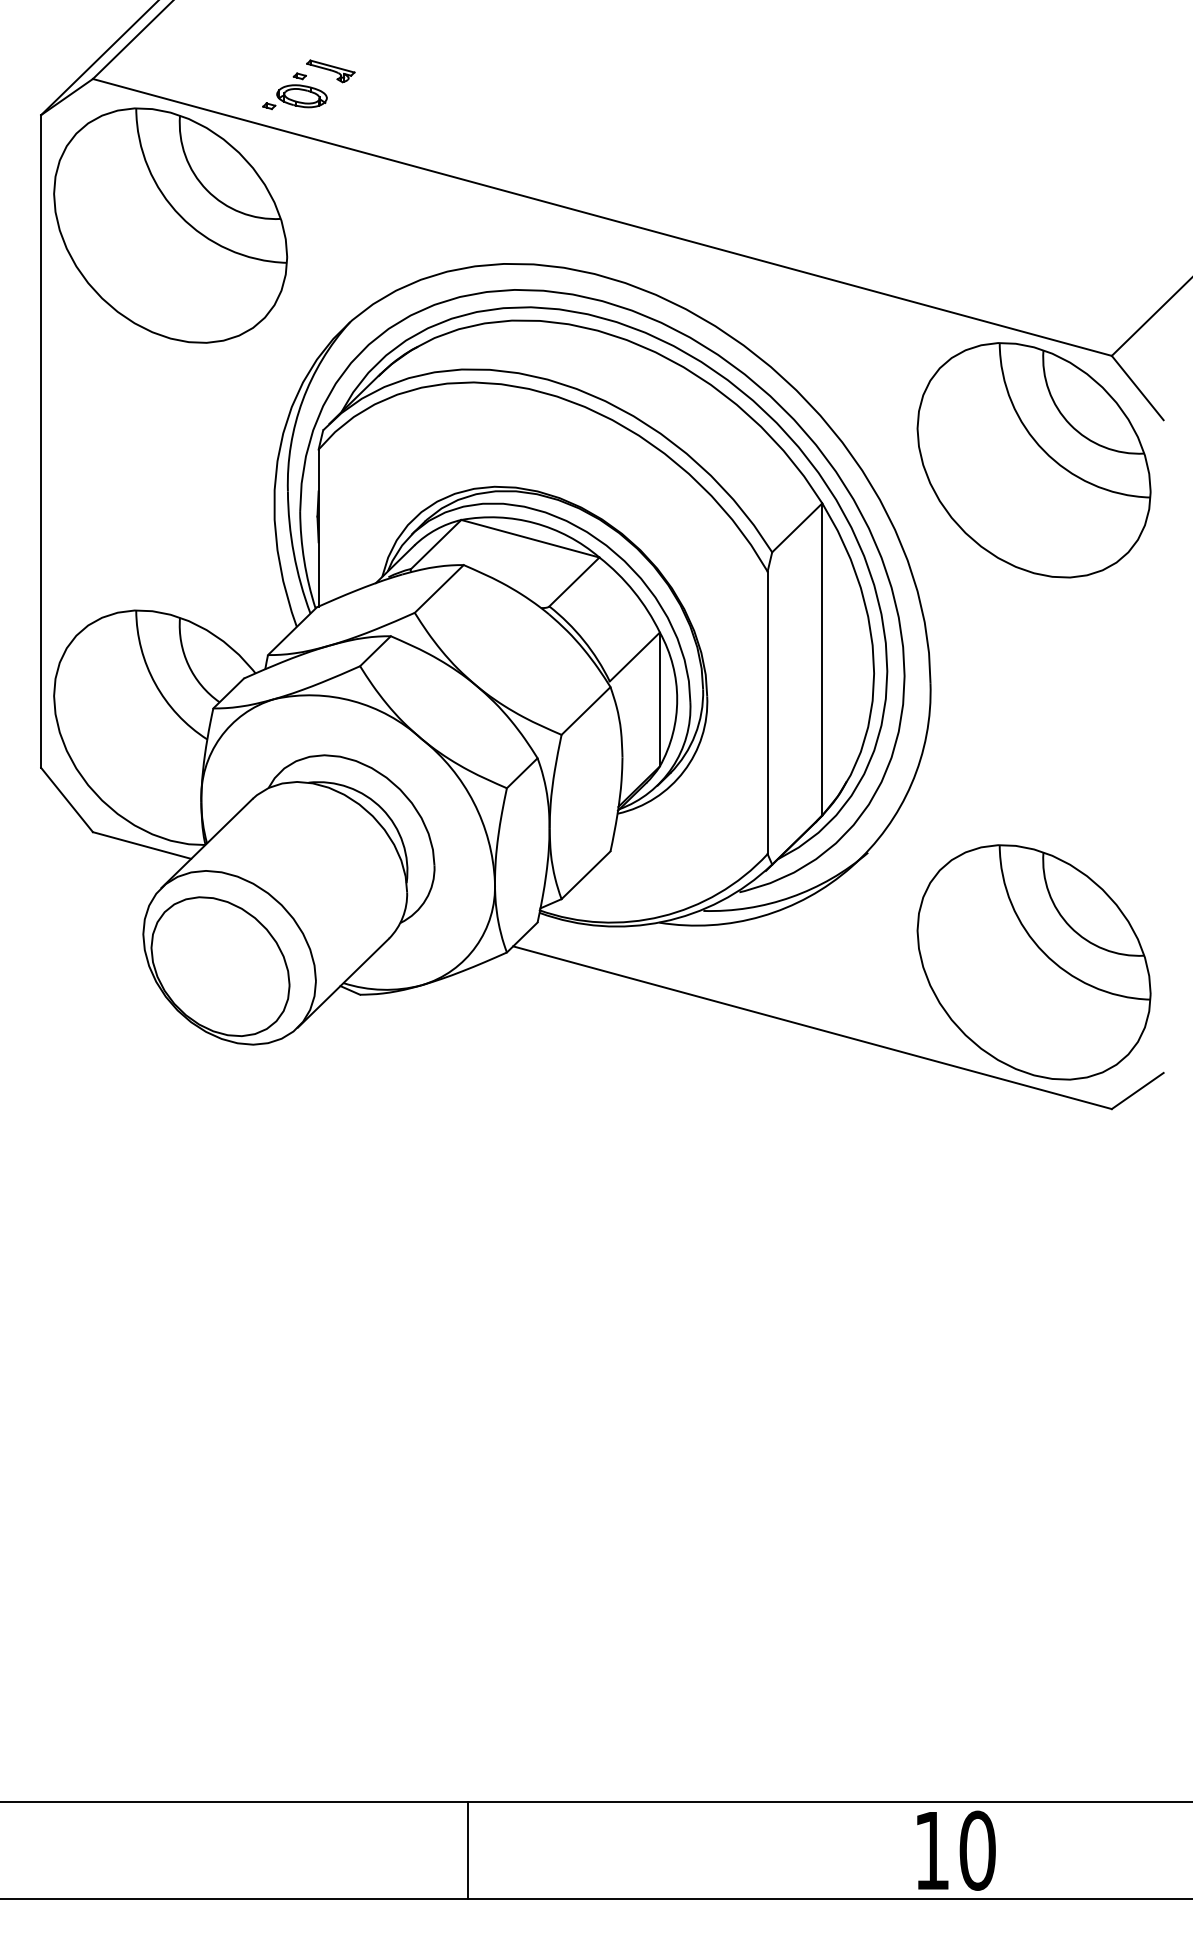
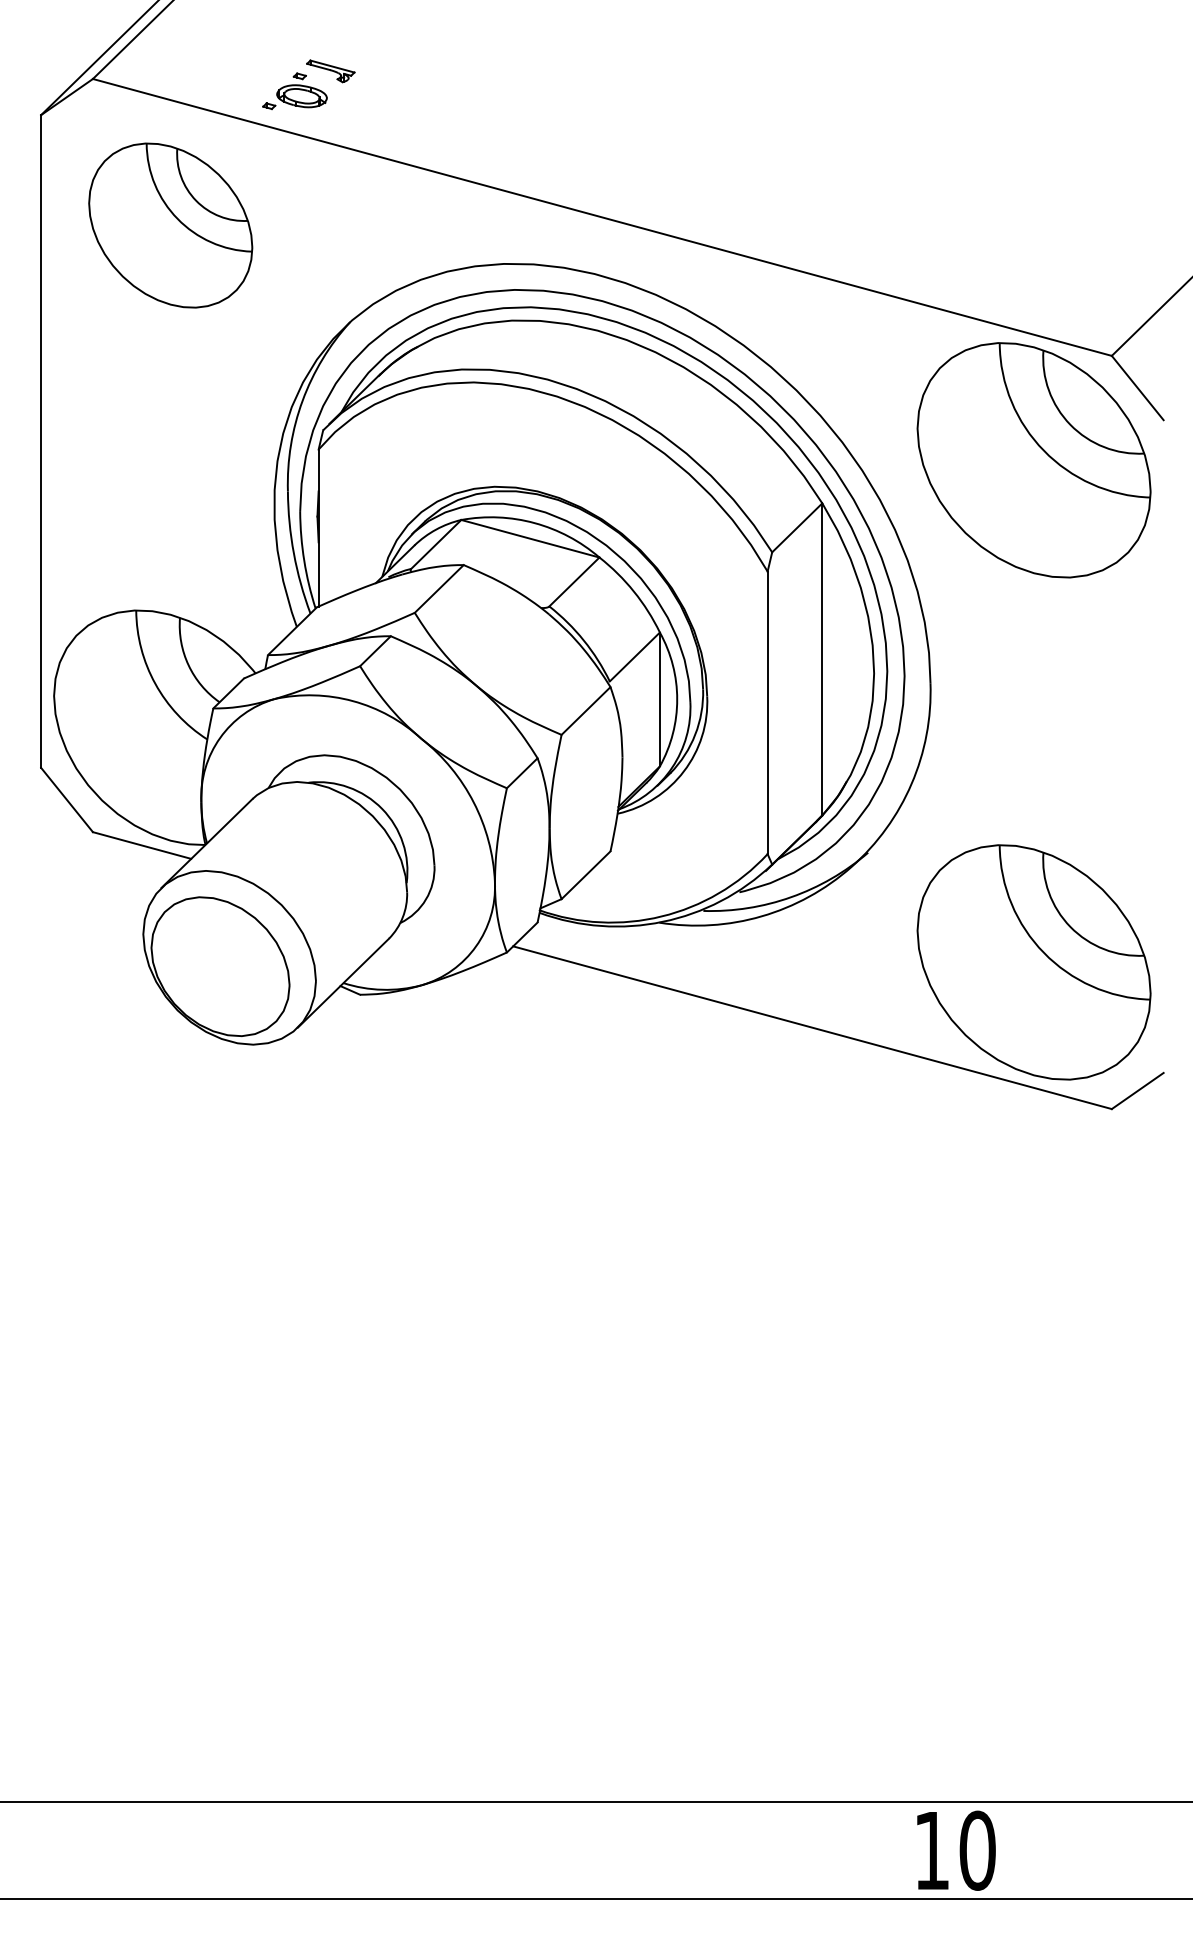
part size: 236x237 px -> 166x167 px (170, 225)
line: present -> none (468, 1850)
